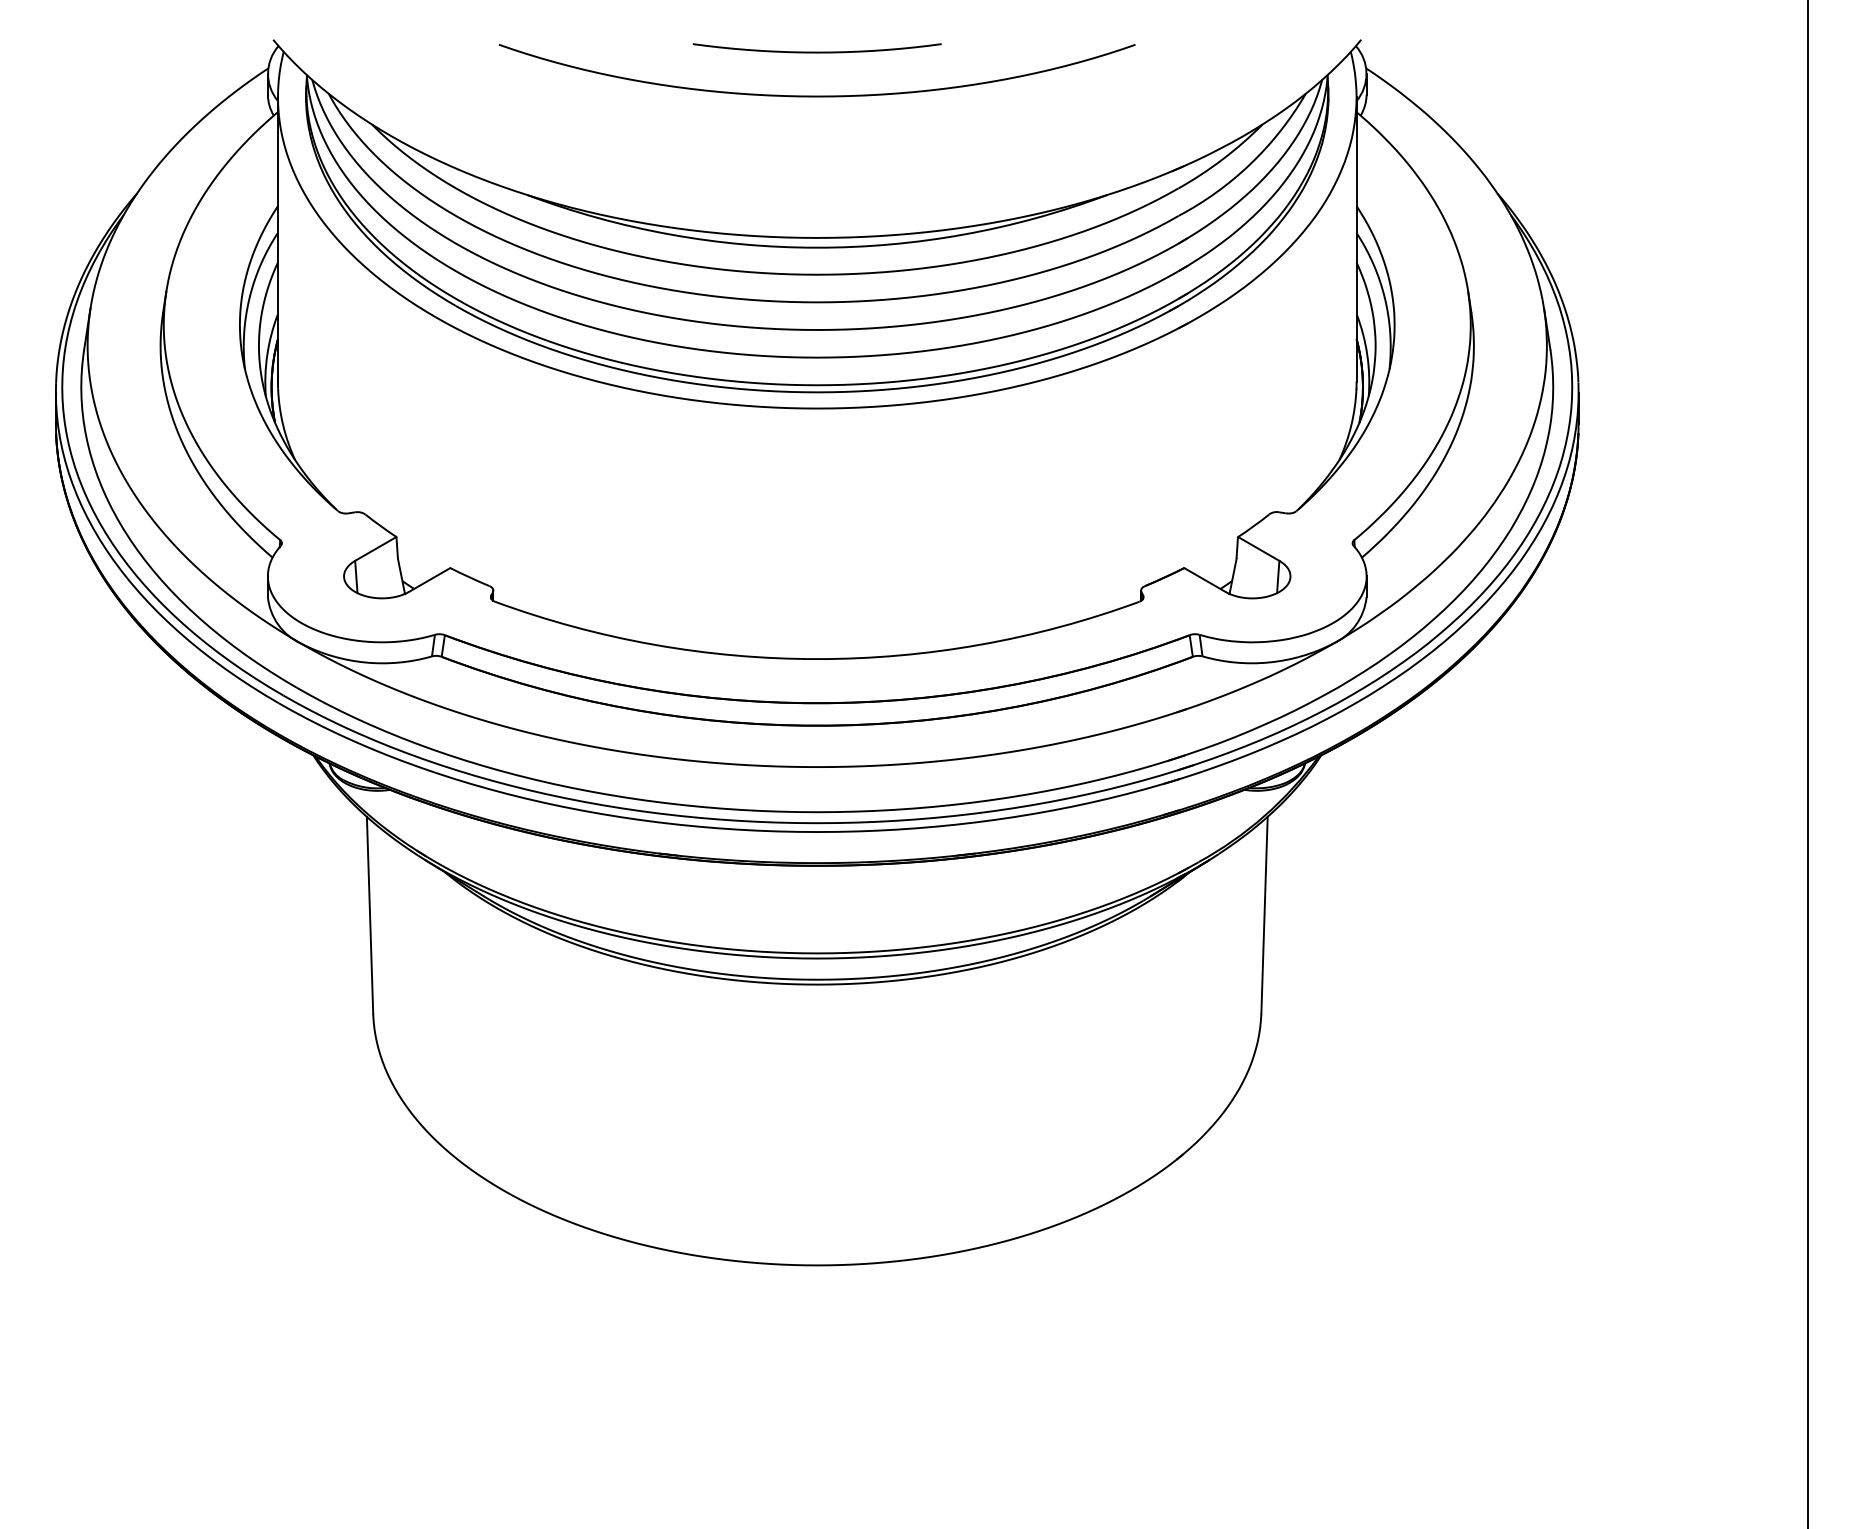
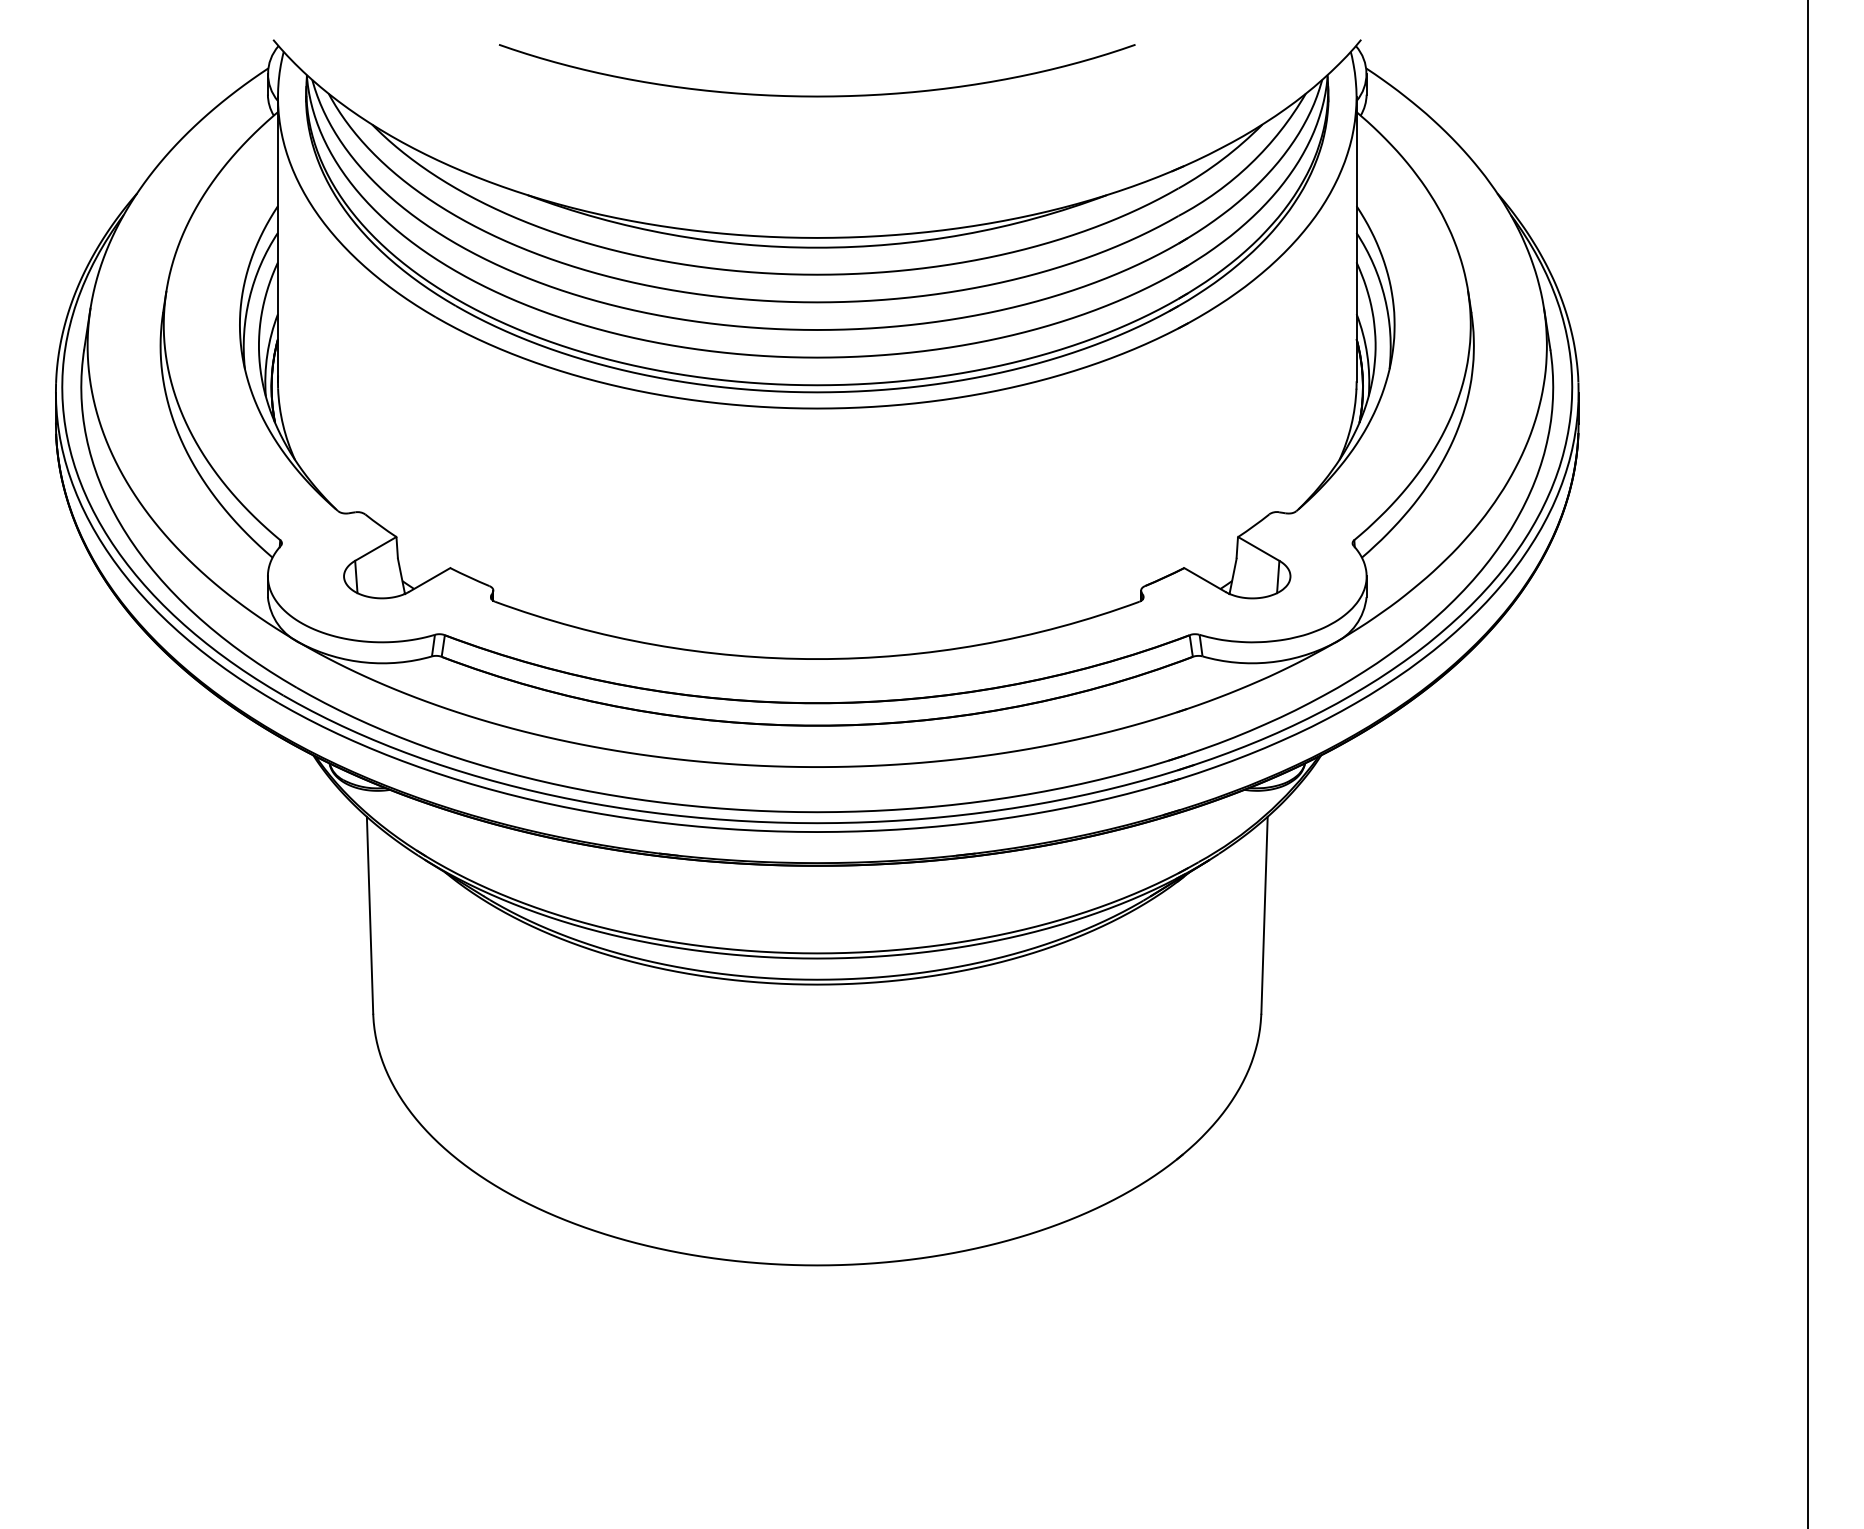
curve: present -> none (816, 51)
